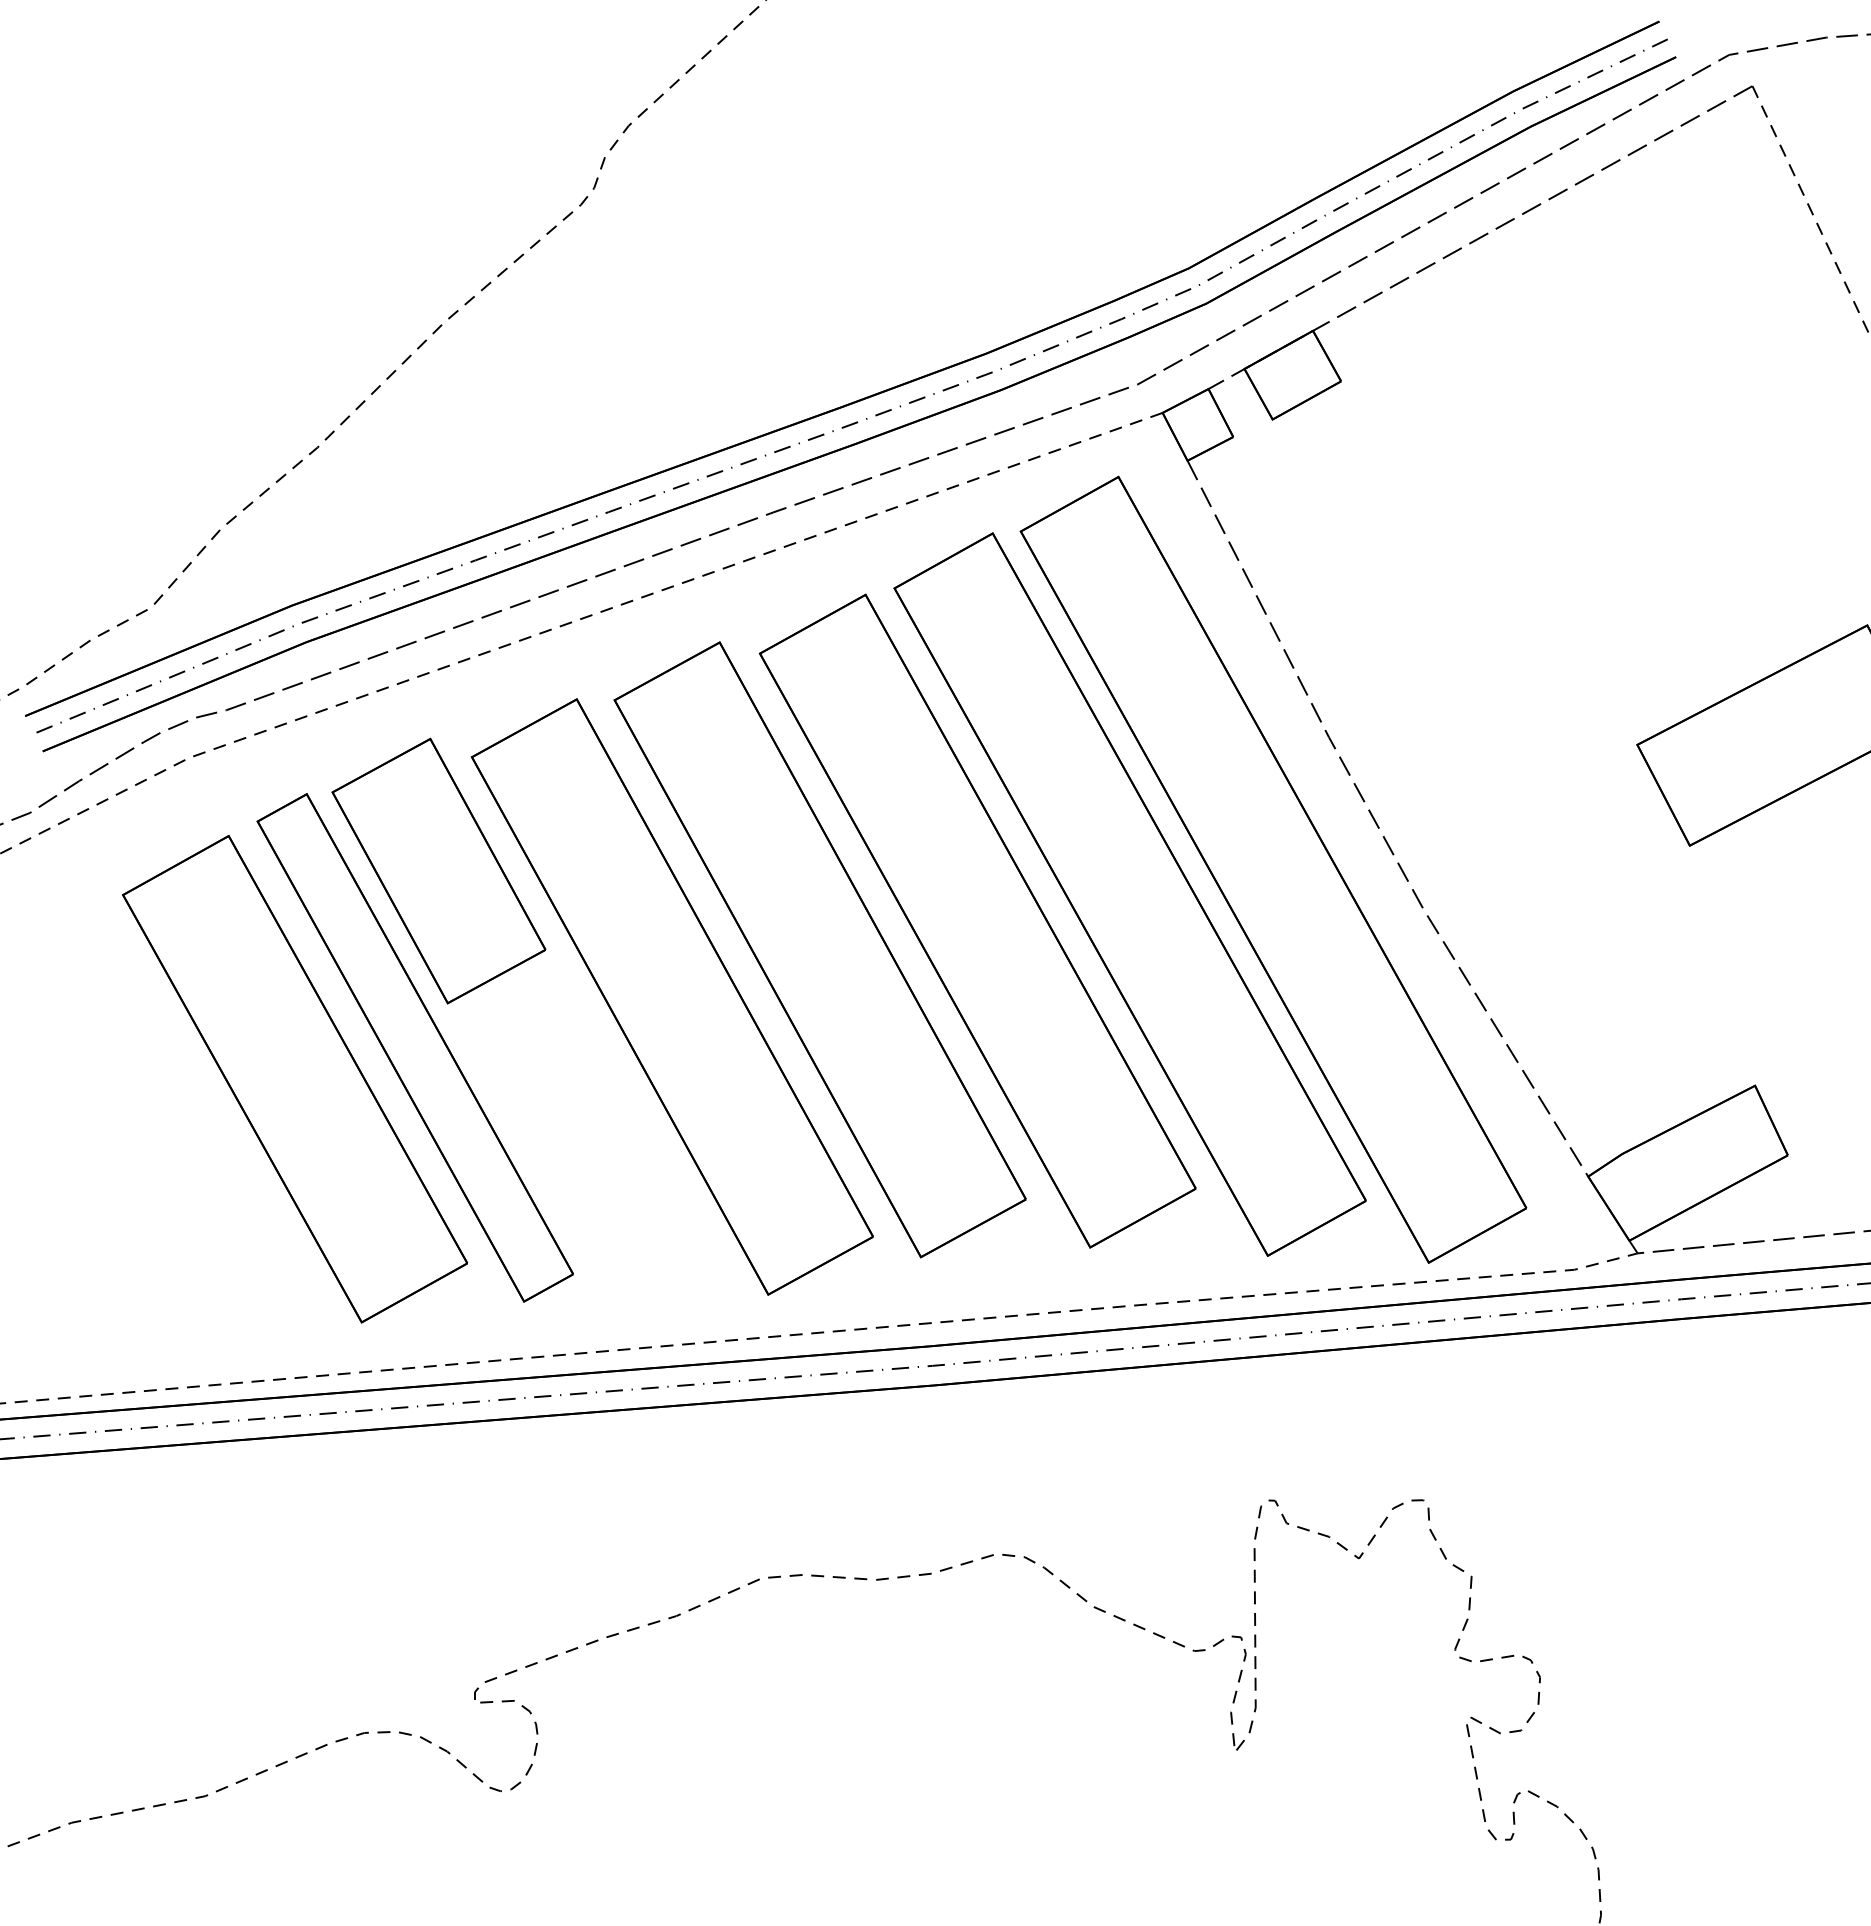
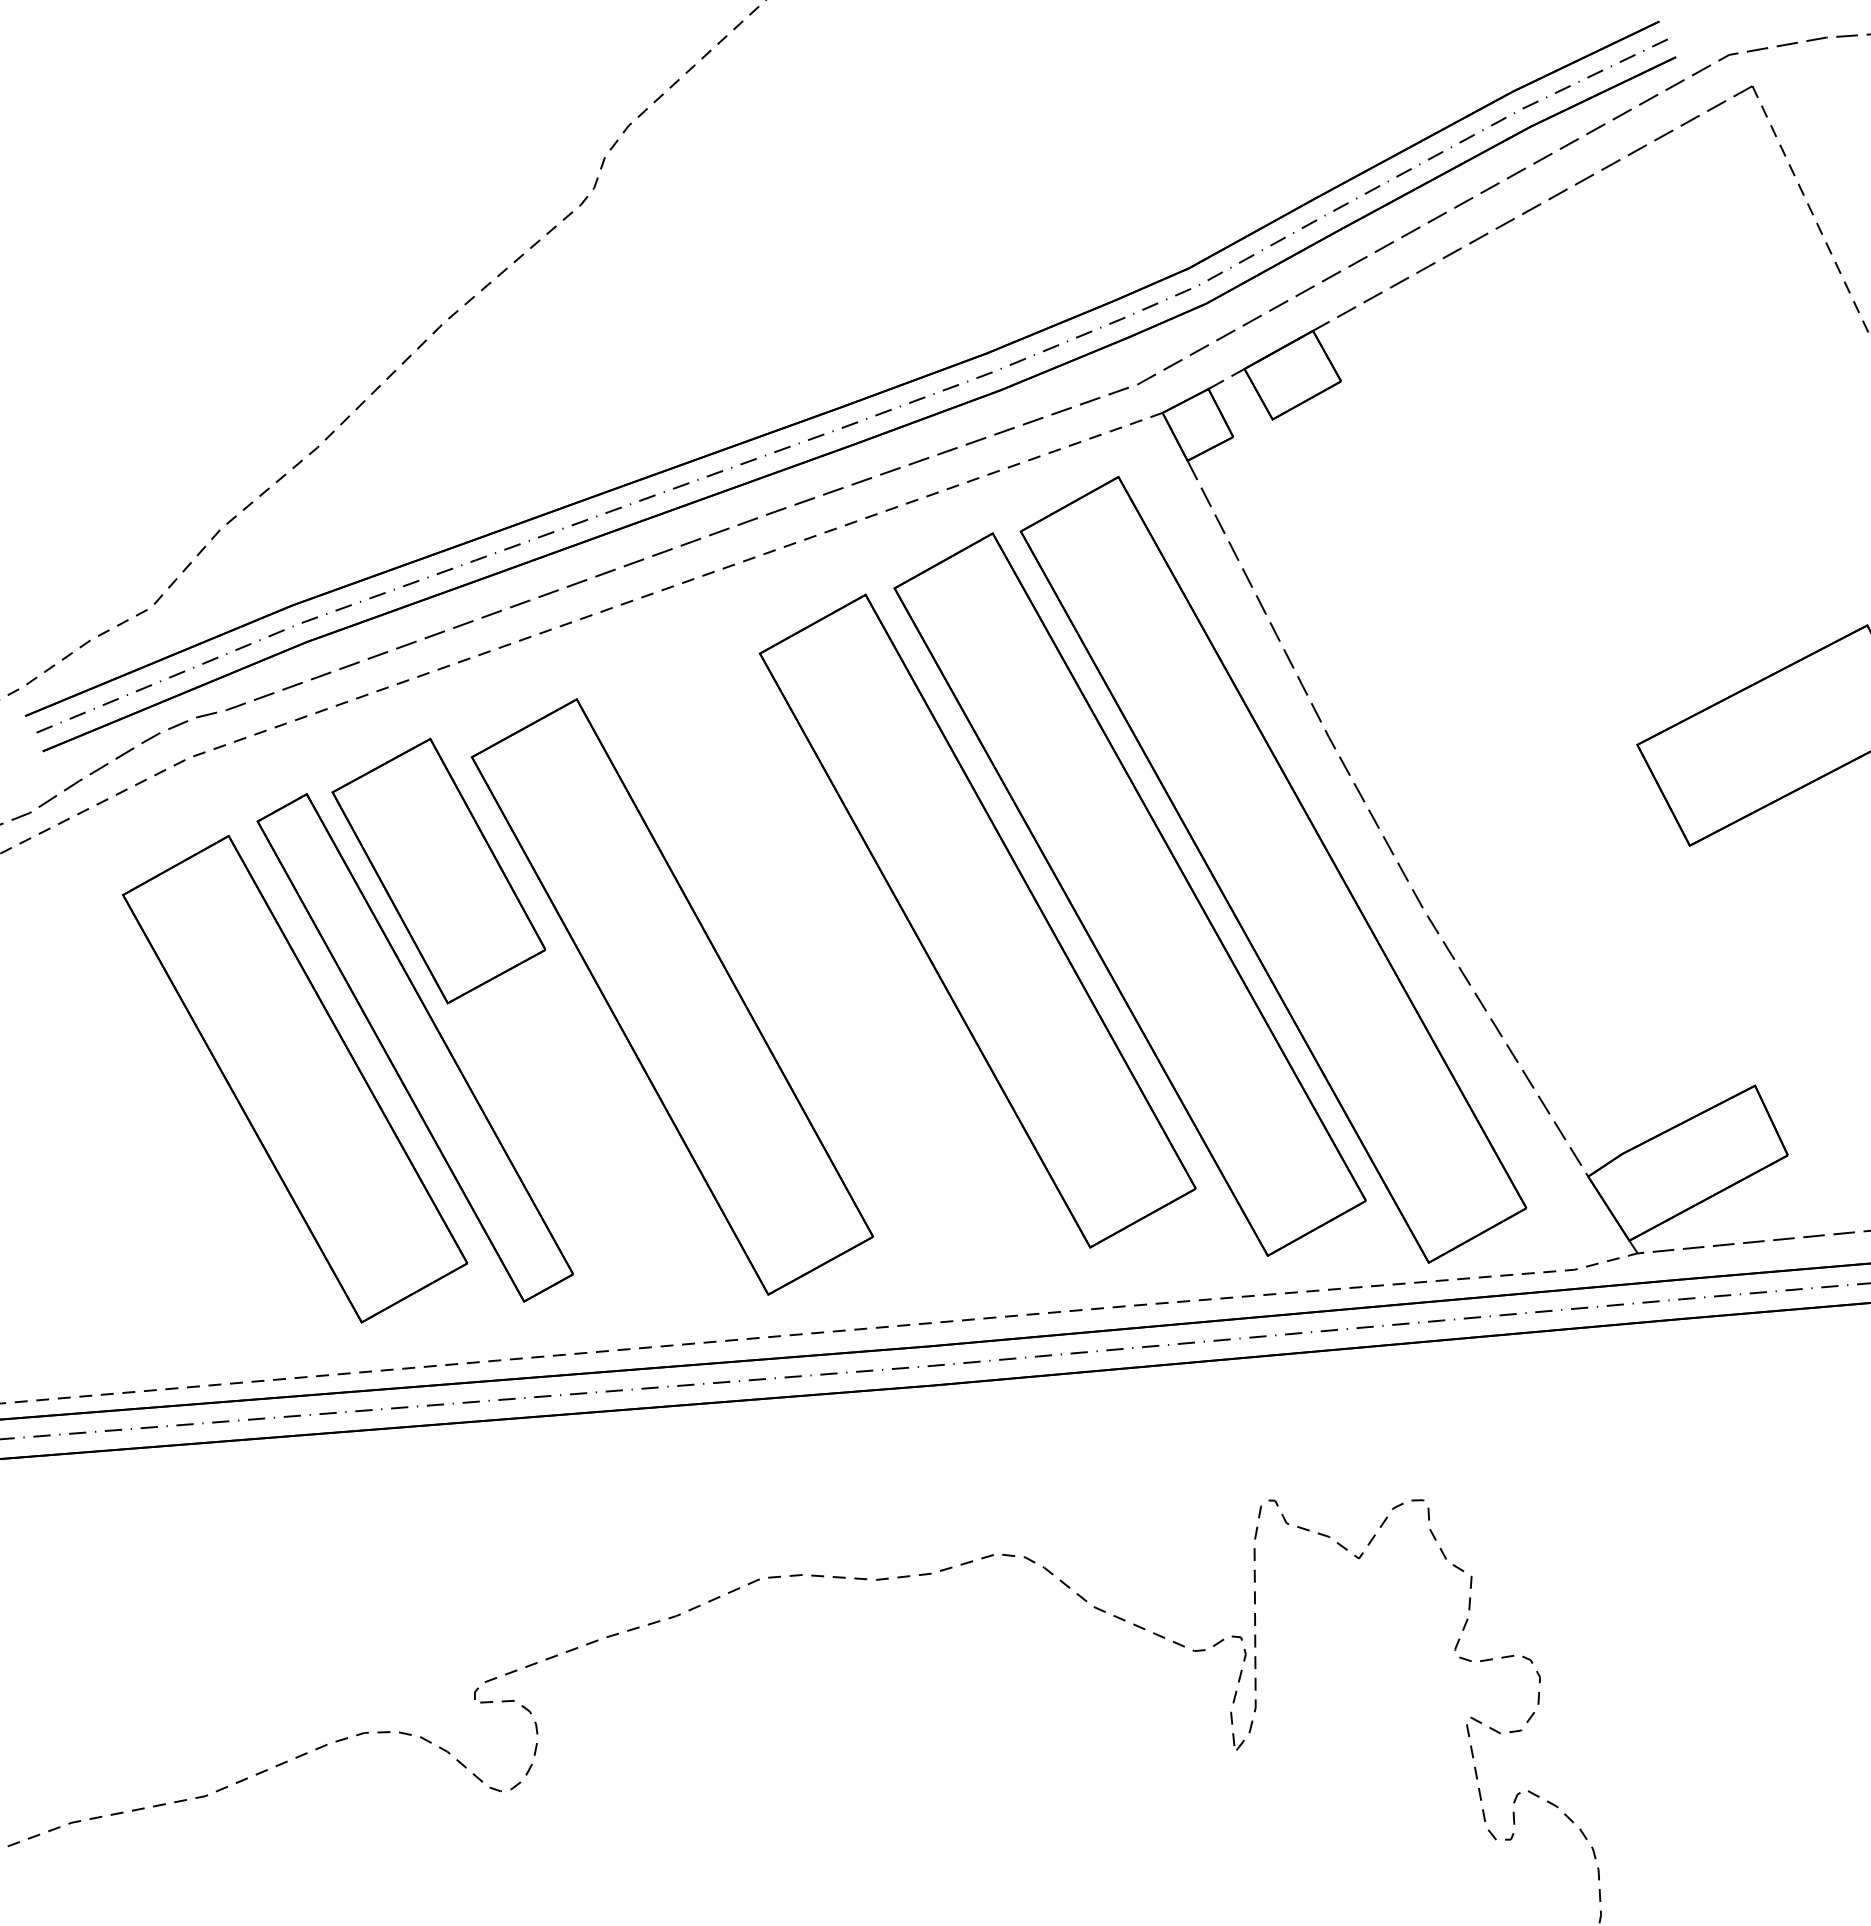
part: present -> none (819, 949)
